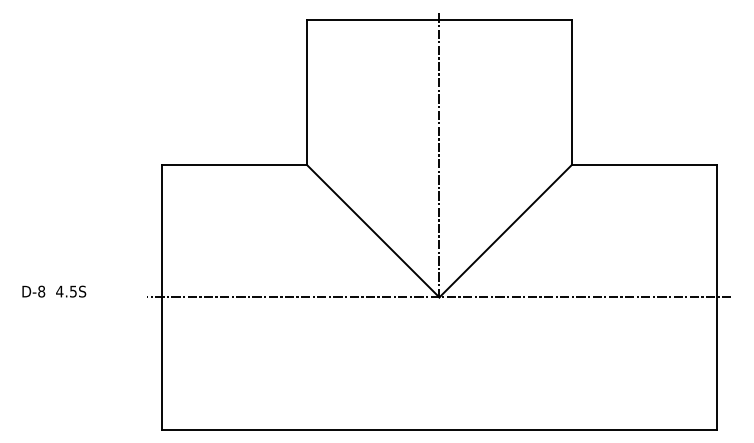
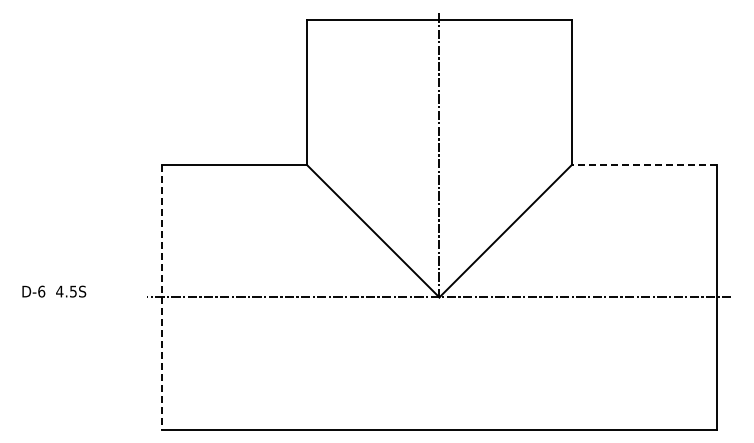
line: solid -> dashed (644, 165)
text: D-8 -> D-6 (41, 291)
line: solid -> dashed (161, 297)
